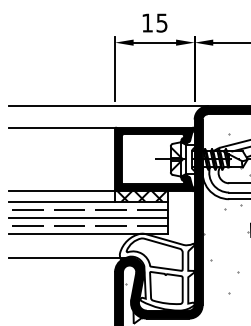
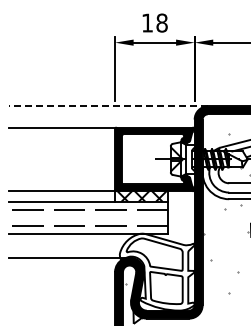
text: 15 -> 18 (161, 22)
line: solid -> dashed (107, 106)
line: present -> none (88, 217)
